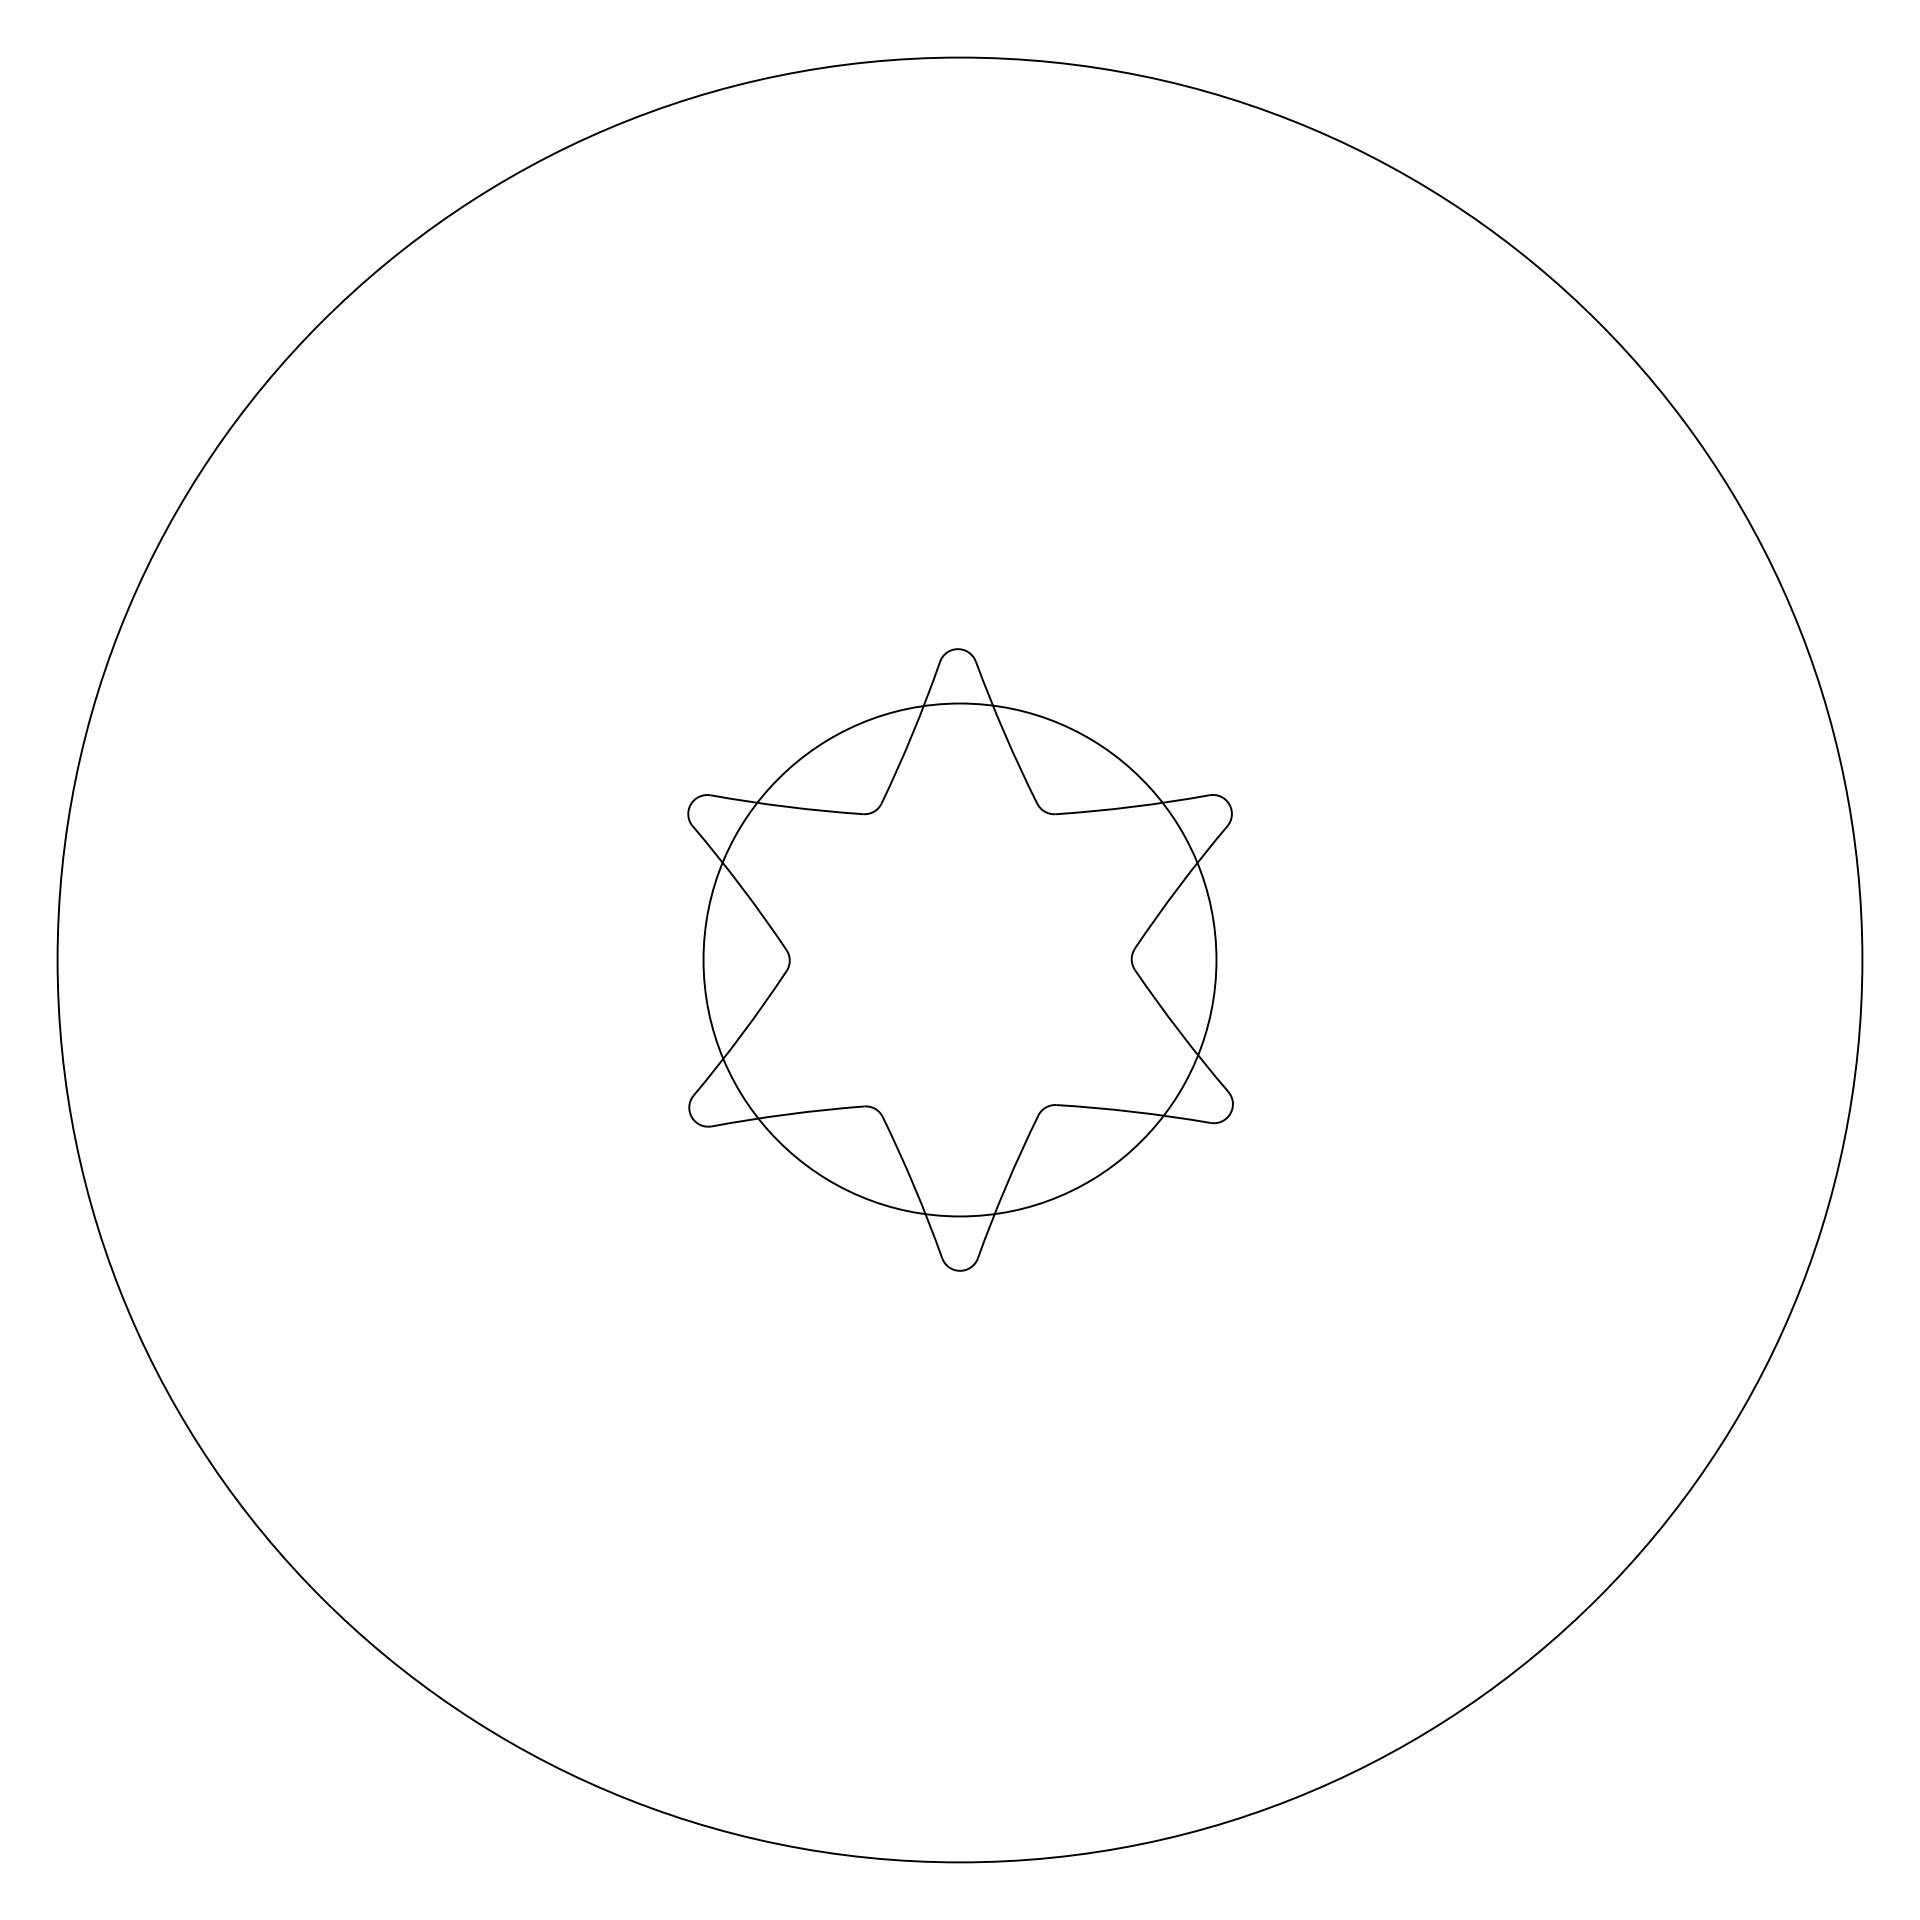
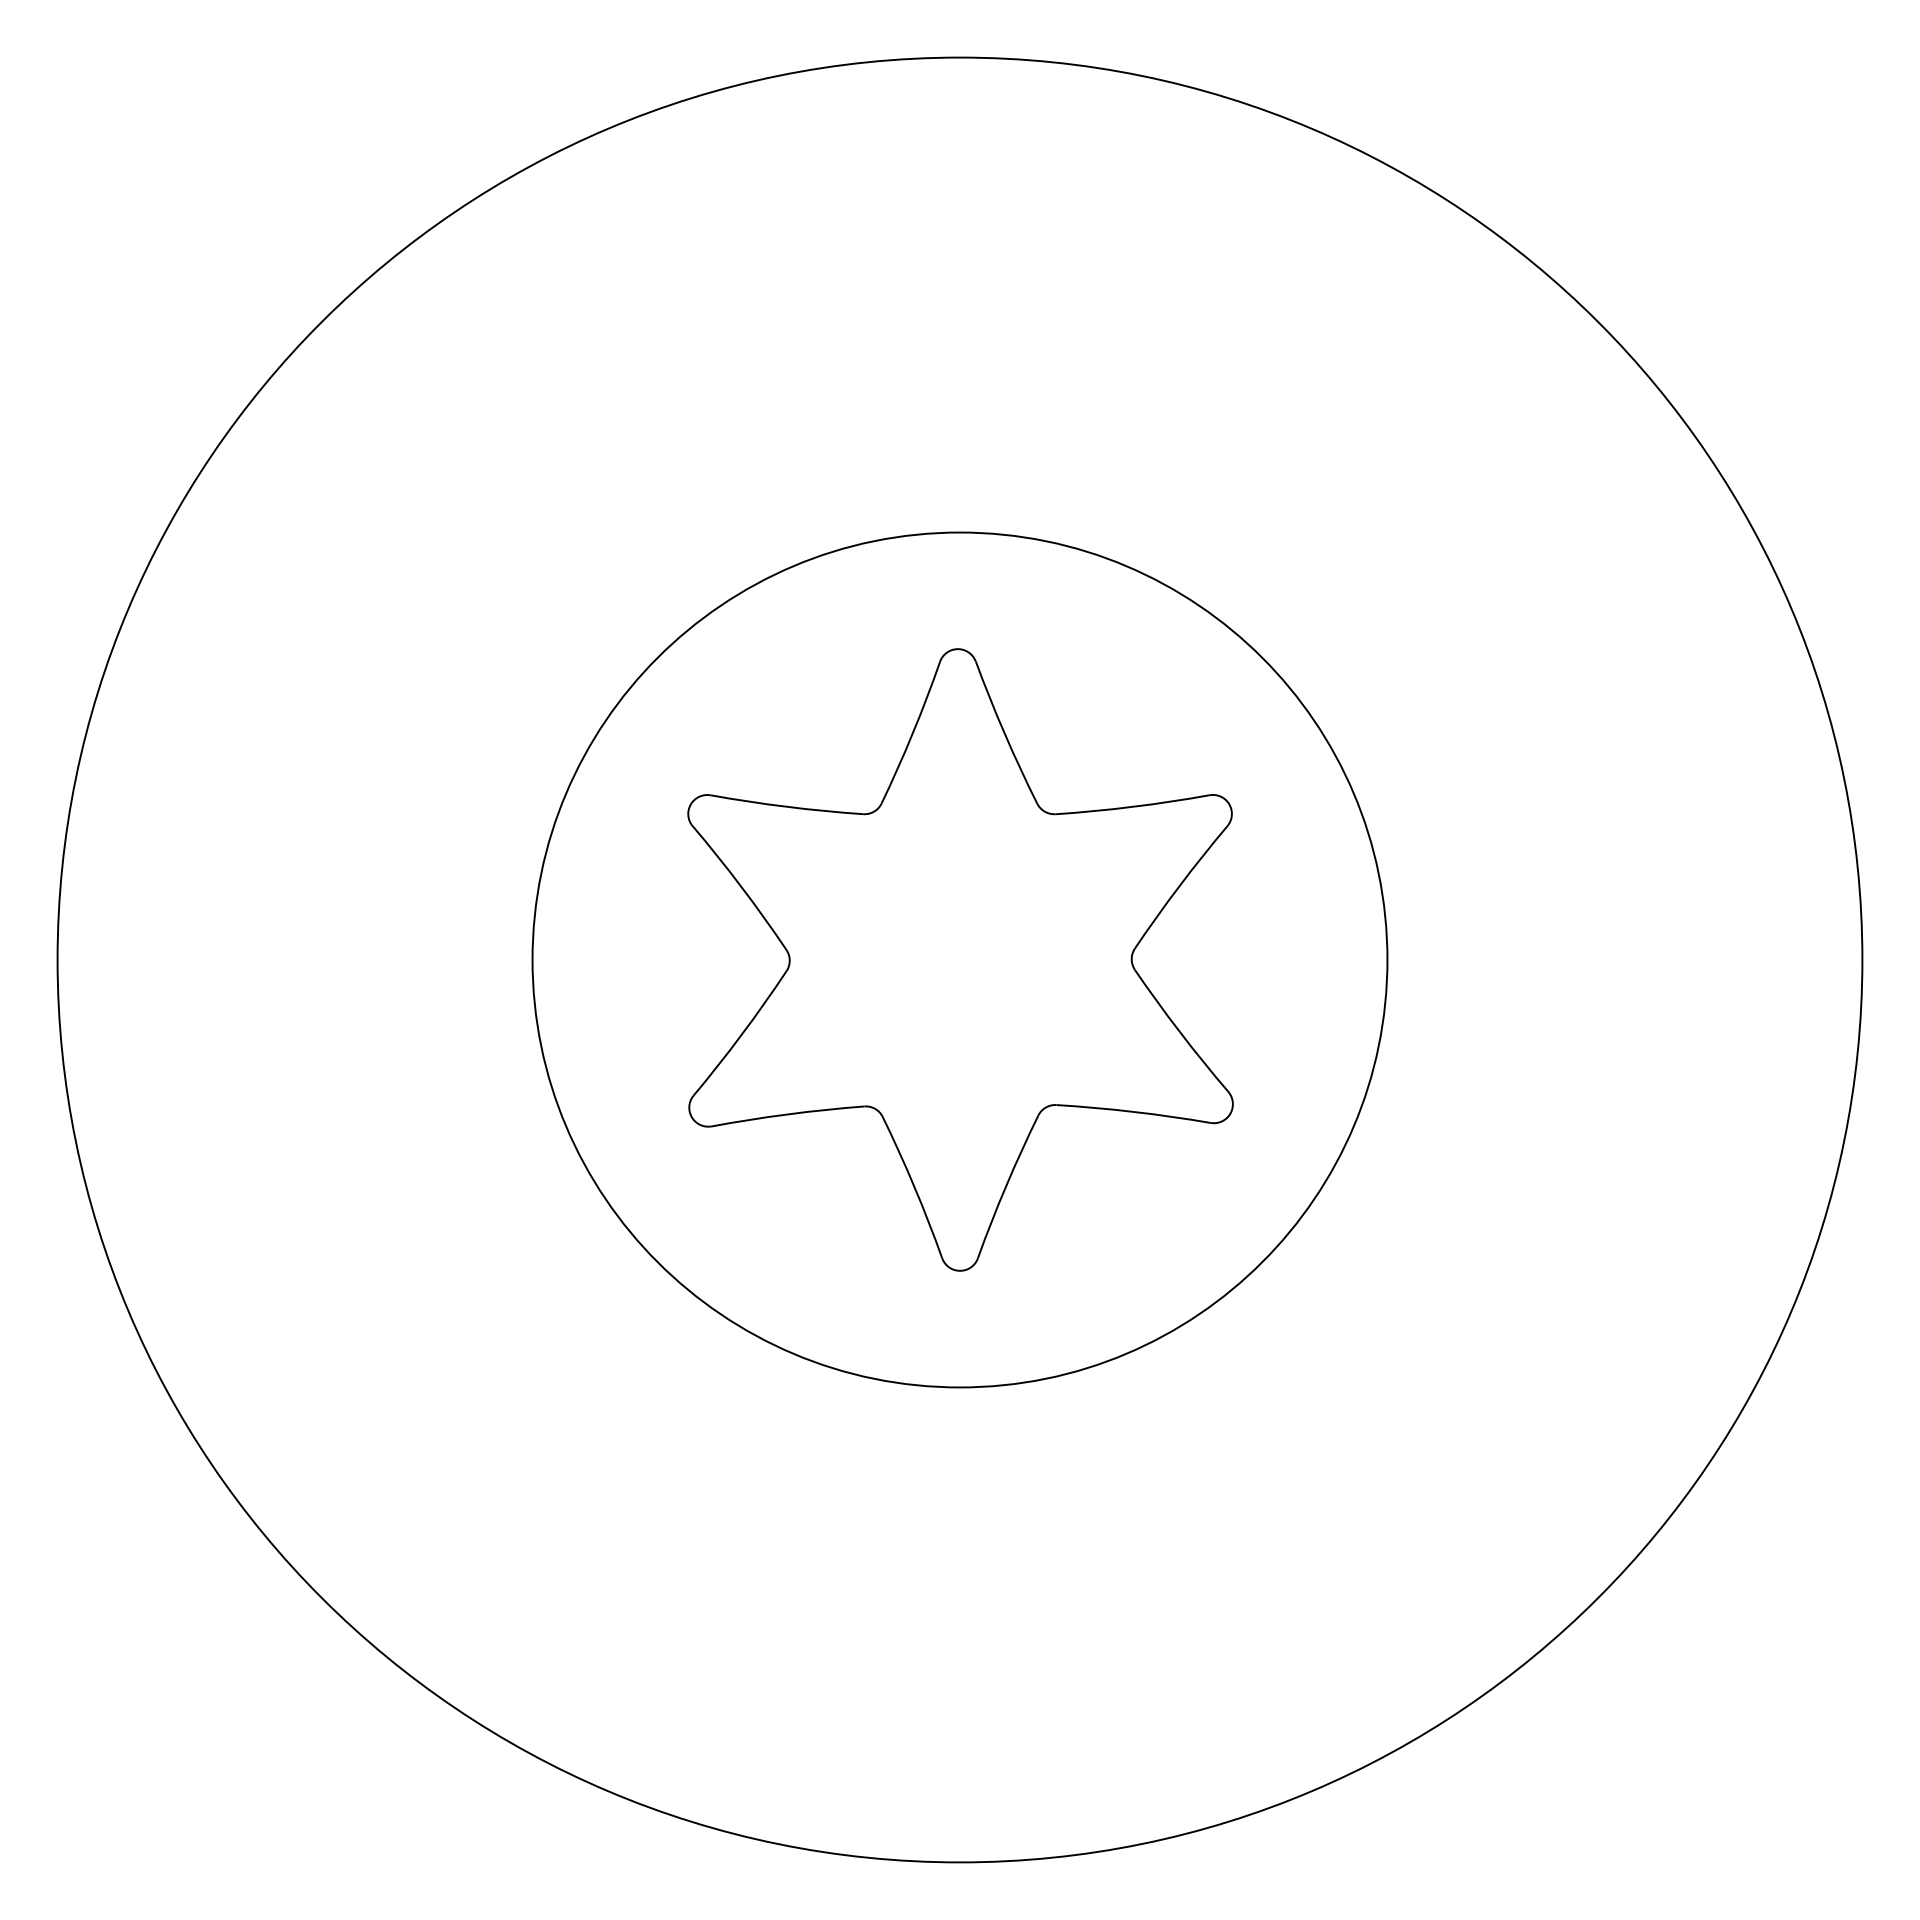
circle diameter: 513 px -> 855 px (959, 959)
